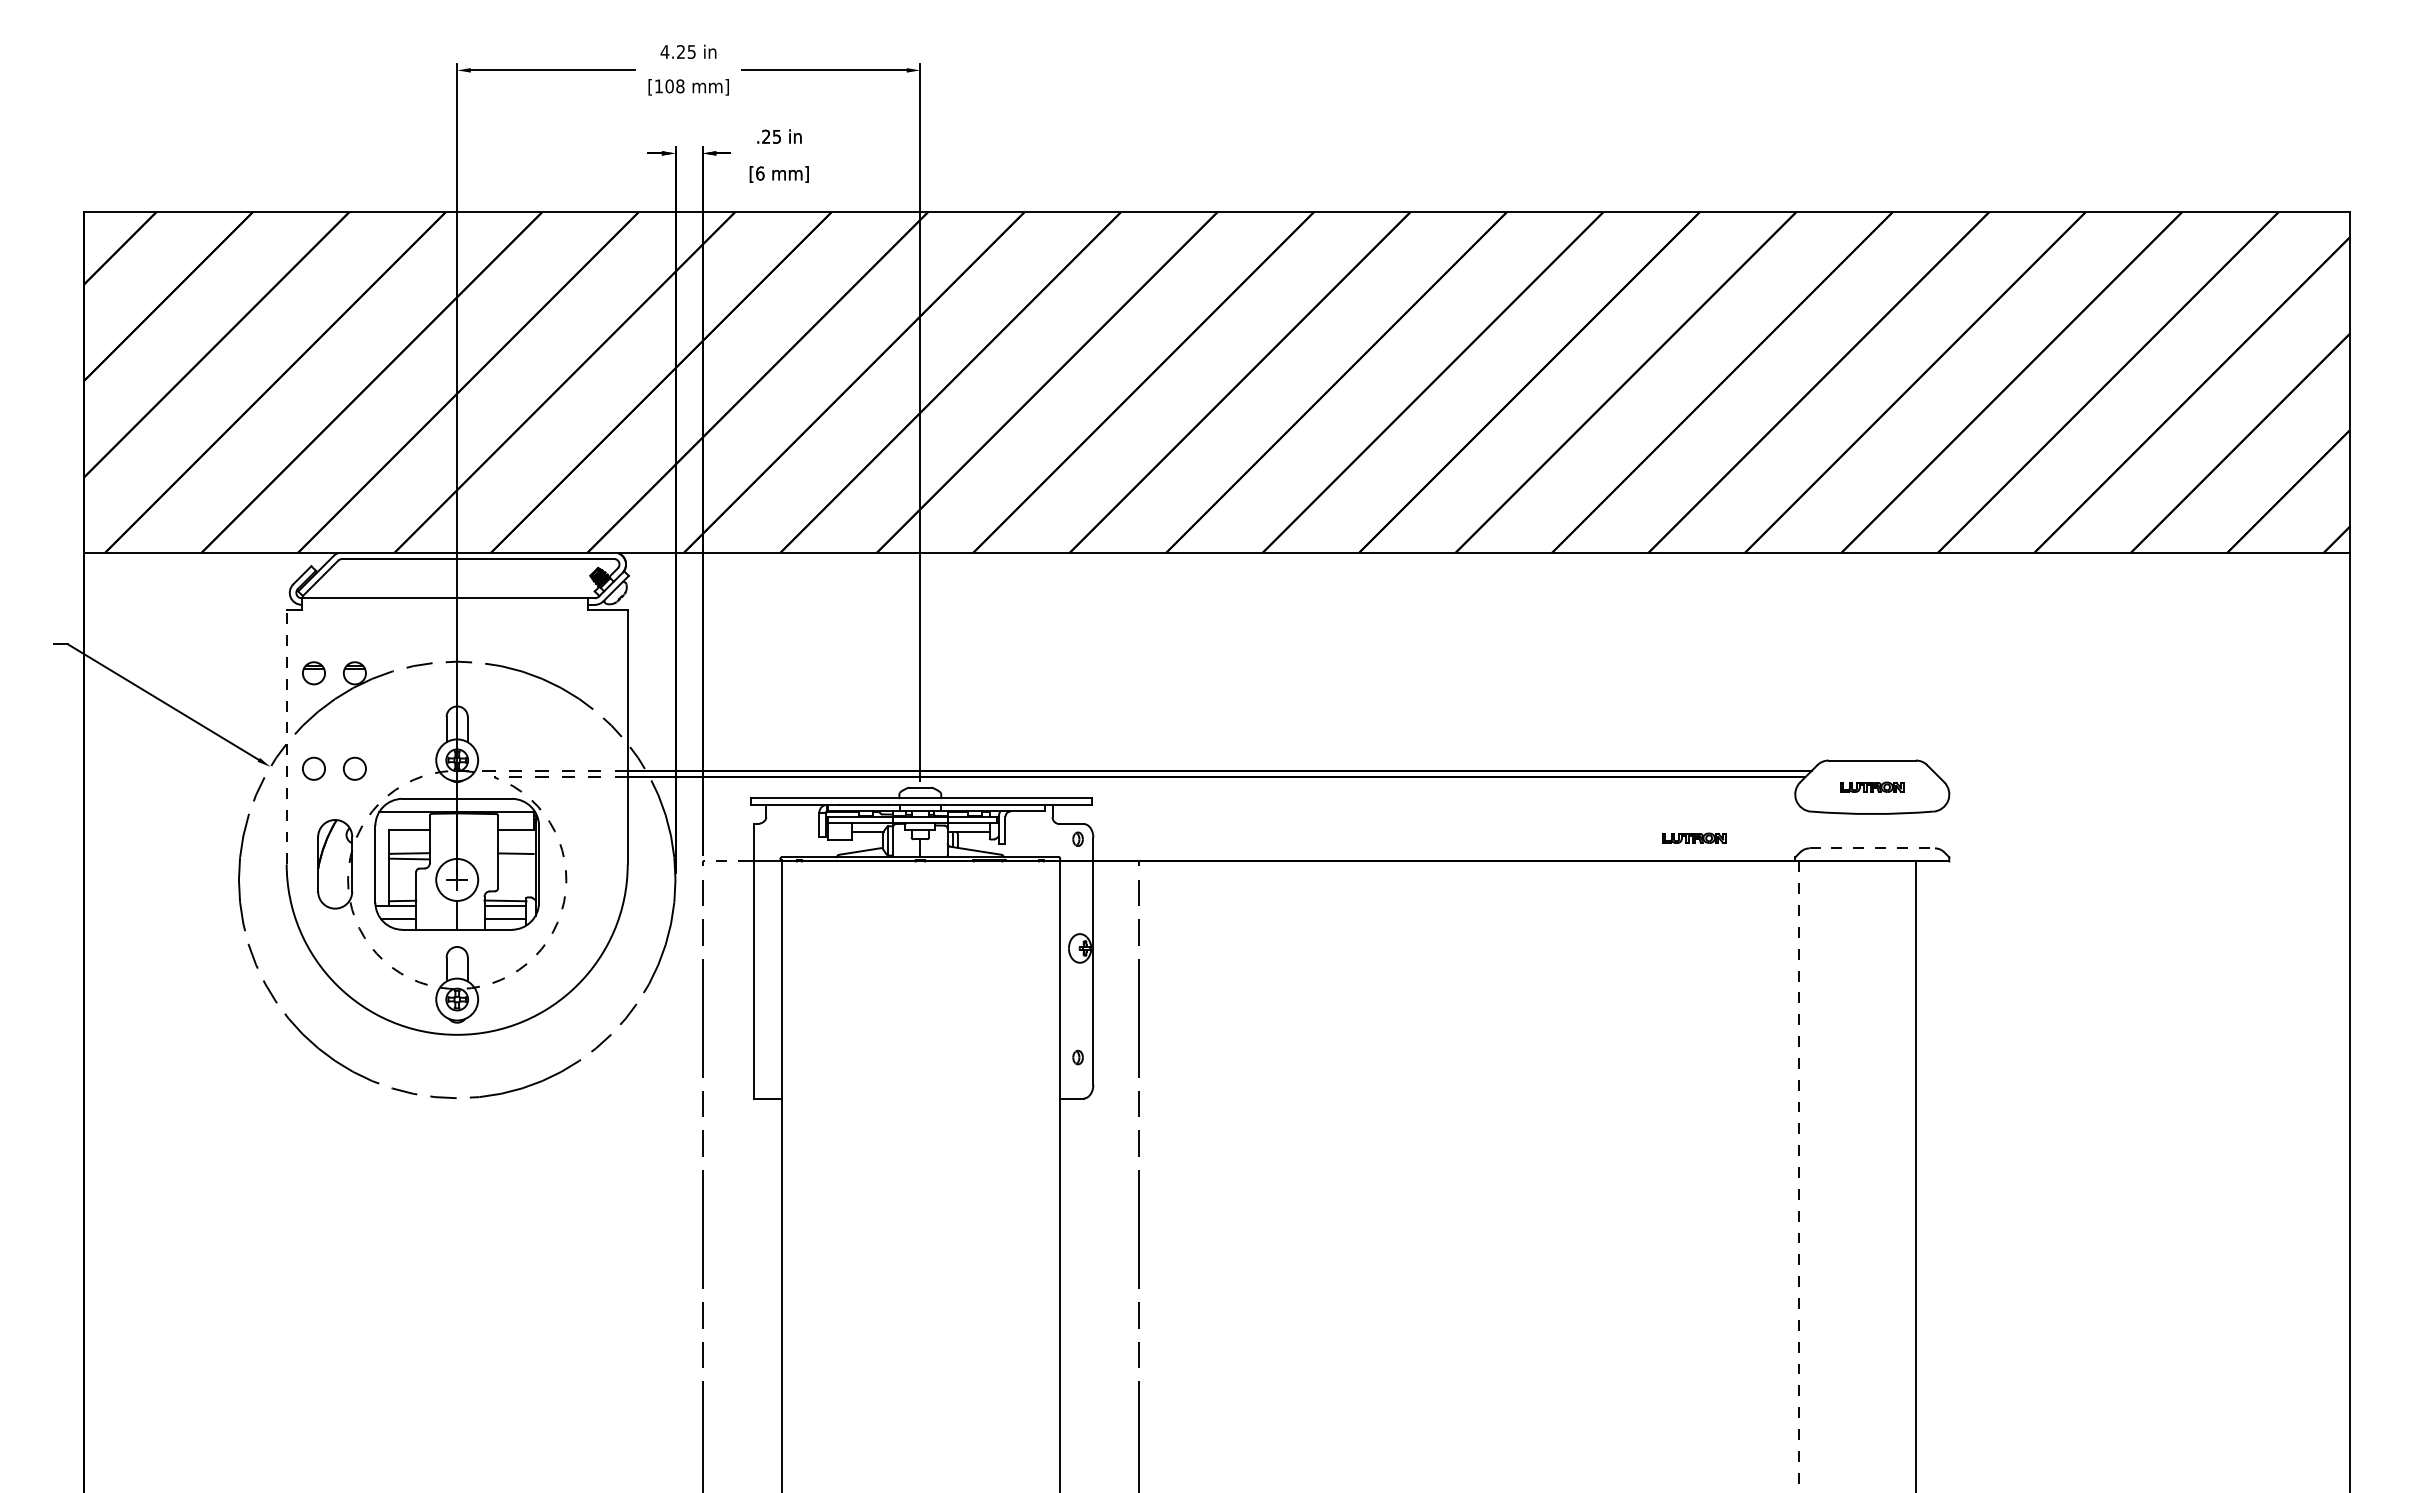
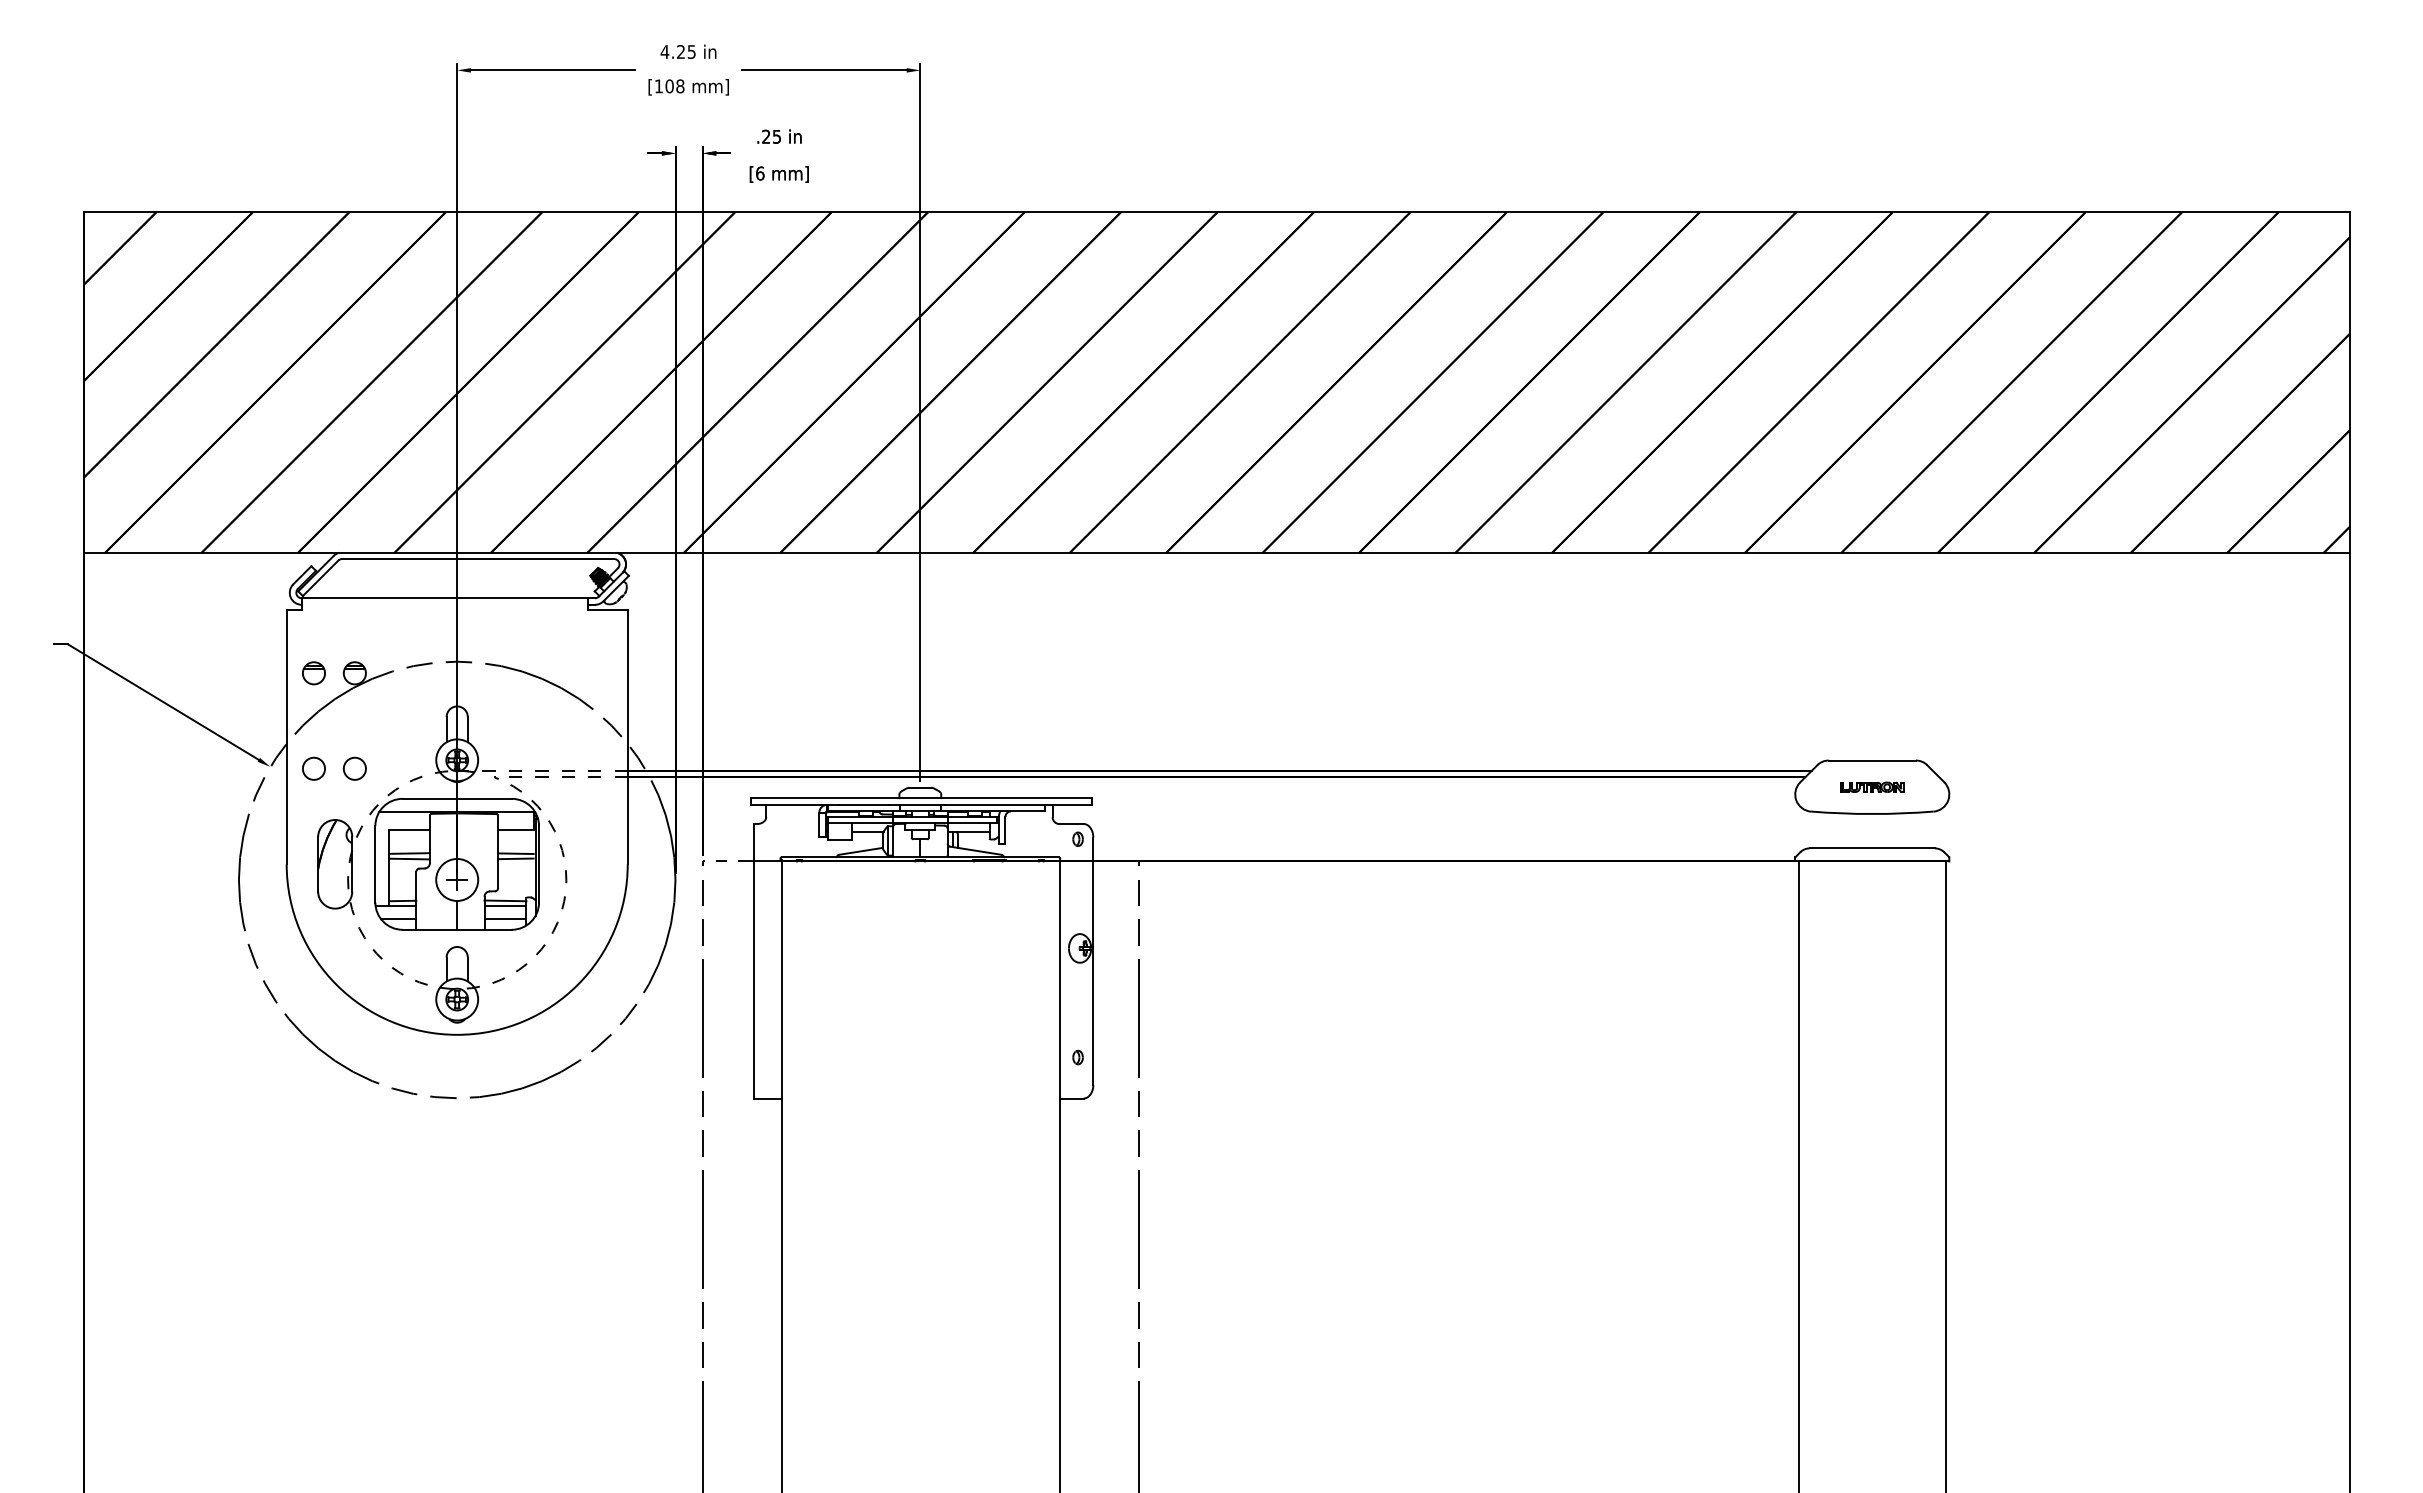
line: dashed -> solid (286, 736)
part: present -> none (1694, 837)
line: dashed -> solid (1872, 848)
line: none -> present (515, 858)
line position: (1915, 1175) -> (1945, 1175) (1945, 1175)
line: dashed -> solid (1798, 1177)
